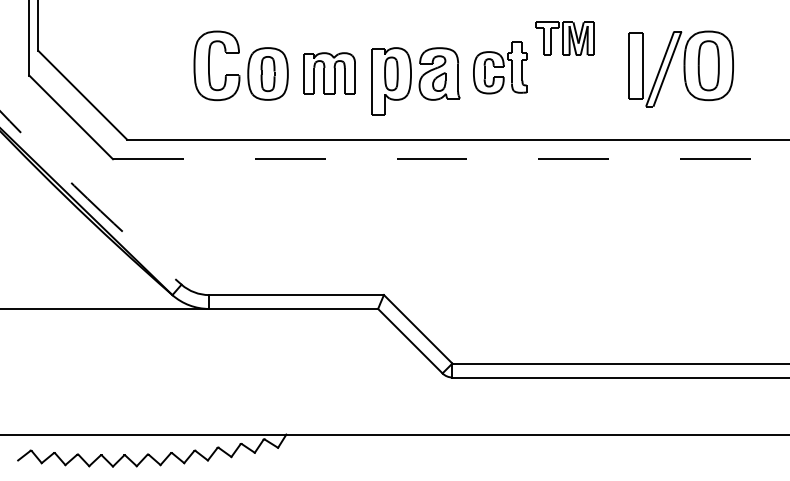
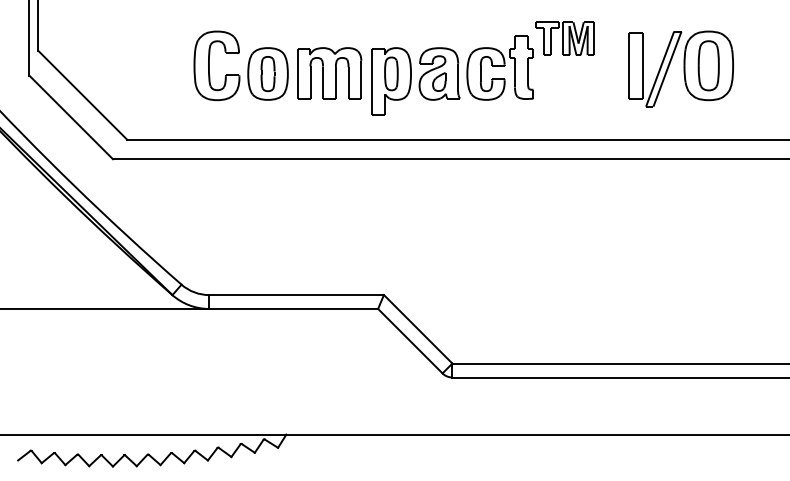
part size: 55x54 px -> 68x66 px (499, 67)
part size: 53x43 px -> 66x53 px (329, 73)
line: dashed -> solid (451, 159)
arc: dashed -> solid (89, 200)
